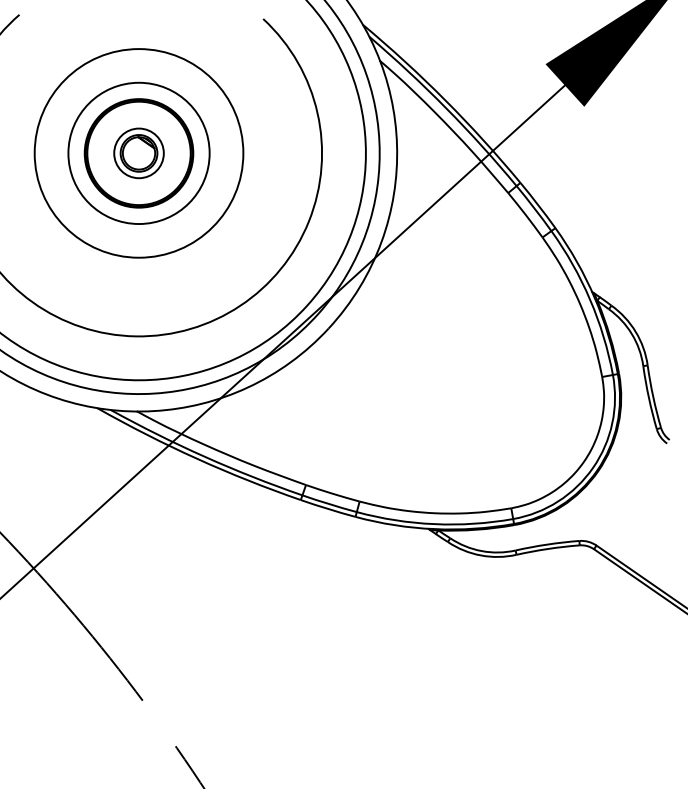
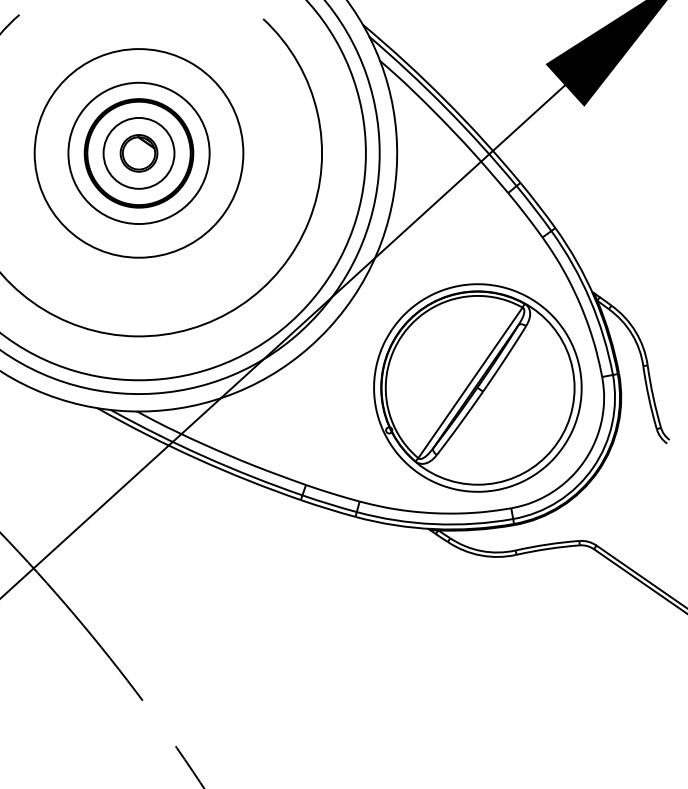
circle diameter: 50 px -> 71 px (138, 152)
part: none -> present (477, 387)
